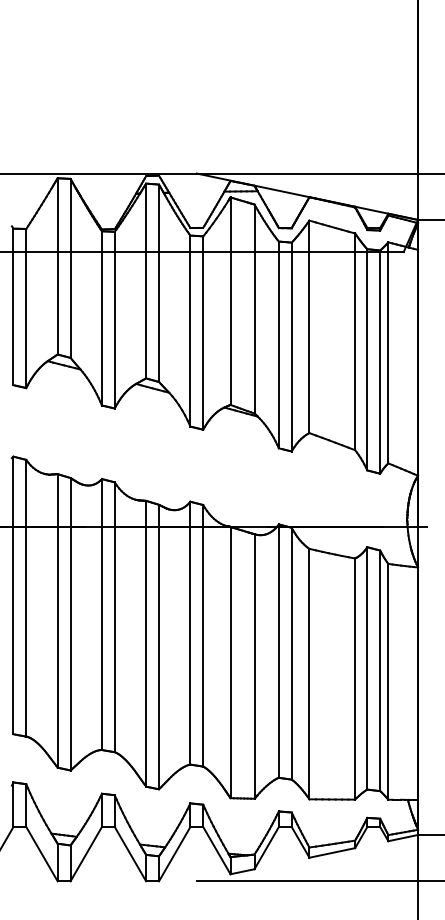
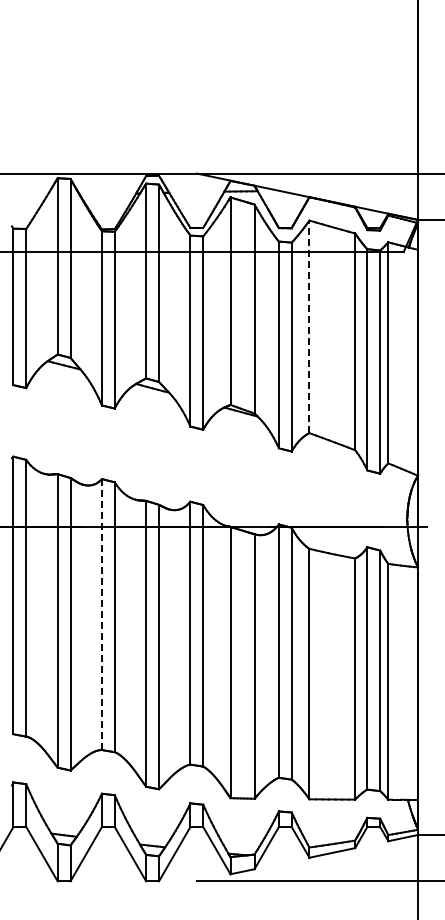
line: solid -> dashed (309, 326)
line: solid -> dashed (101, 614)
